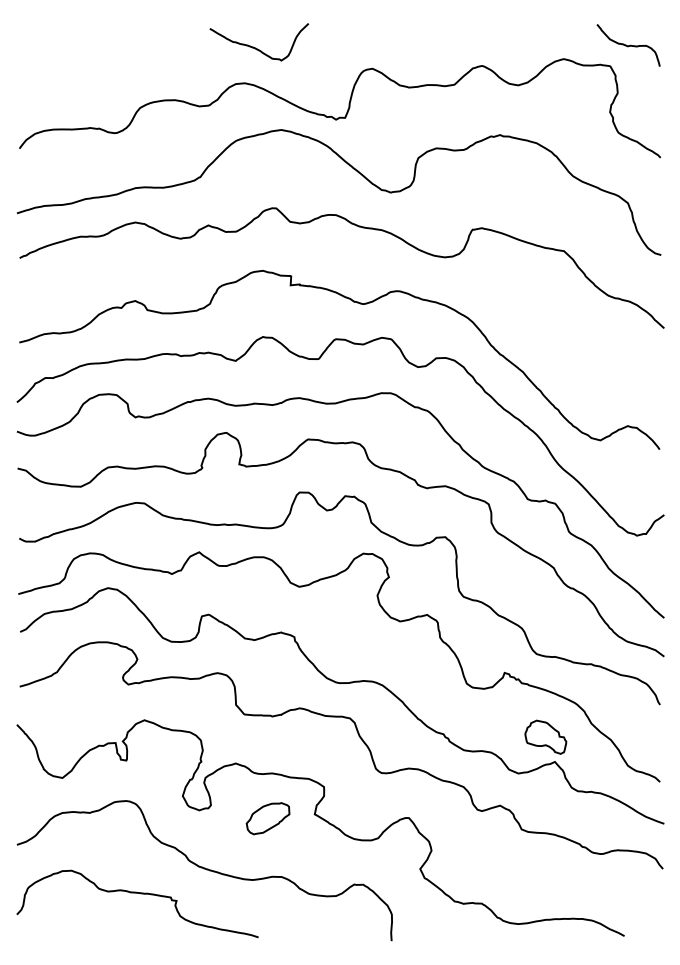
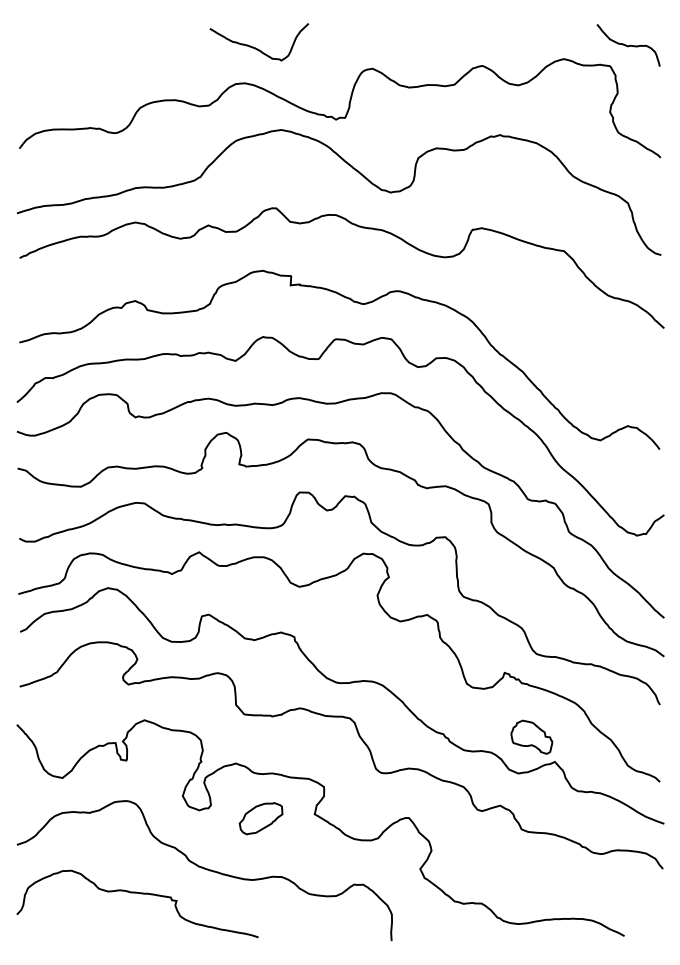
part position: (545, 736) -> (531, 736) (531, 736)
part position: (267, 818) -> (260, 818) (260, 818)
